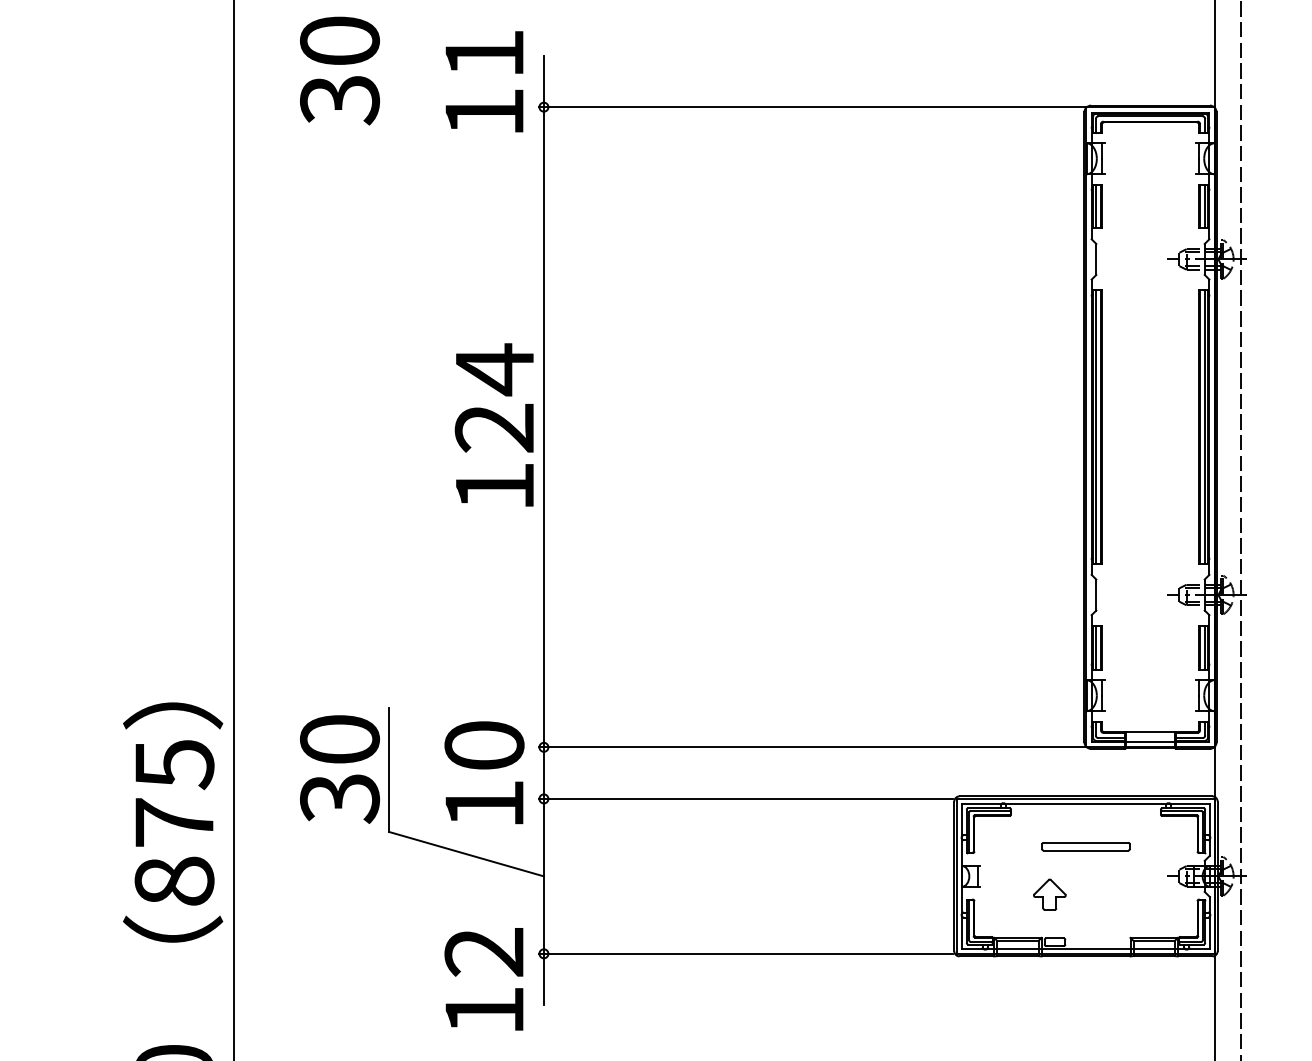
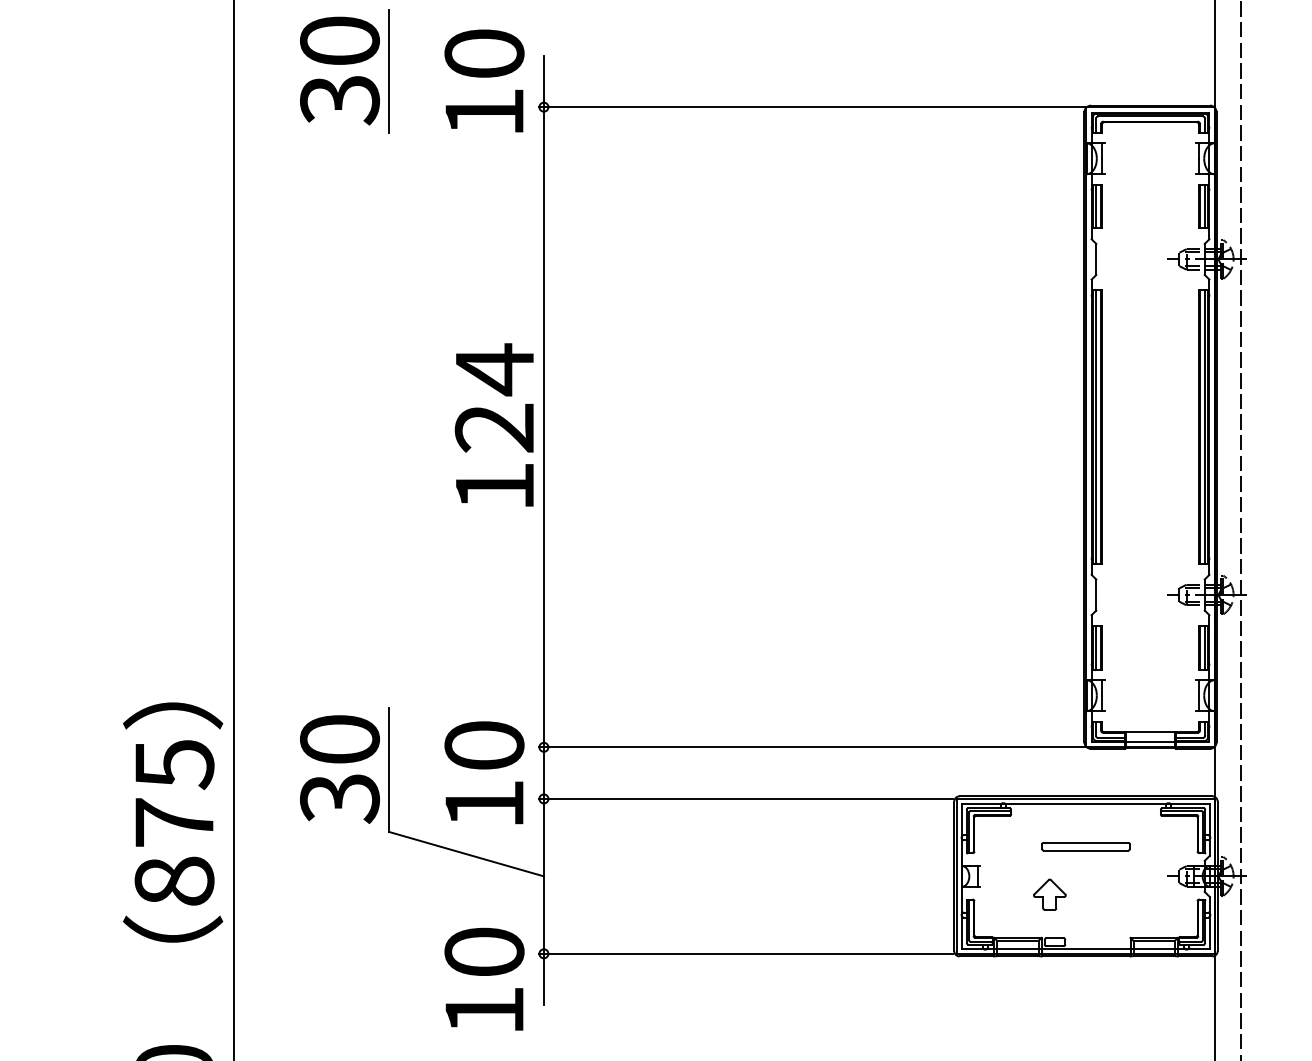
text: 11 -> 10 (484, 53)
line: none -> present (388, 71)
text: 12 -> 10 (484, 951)
